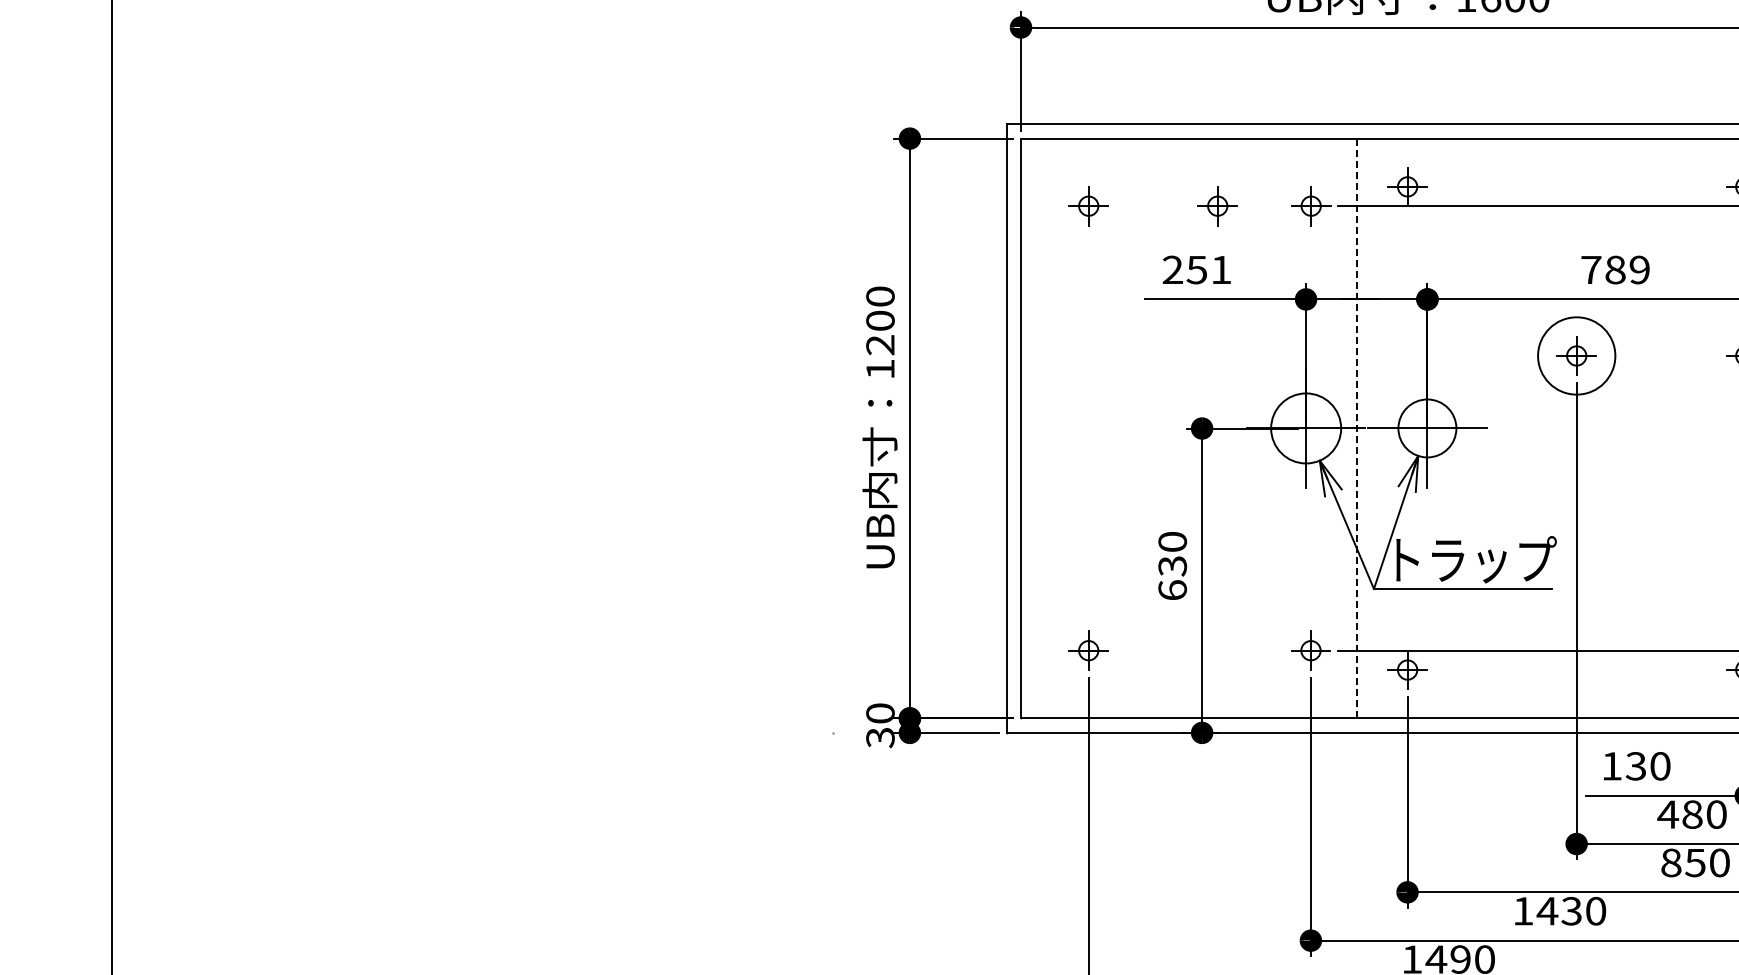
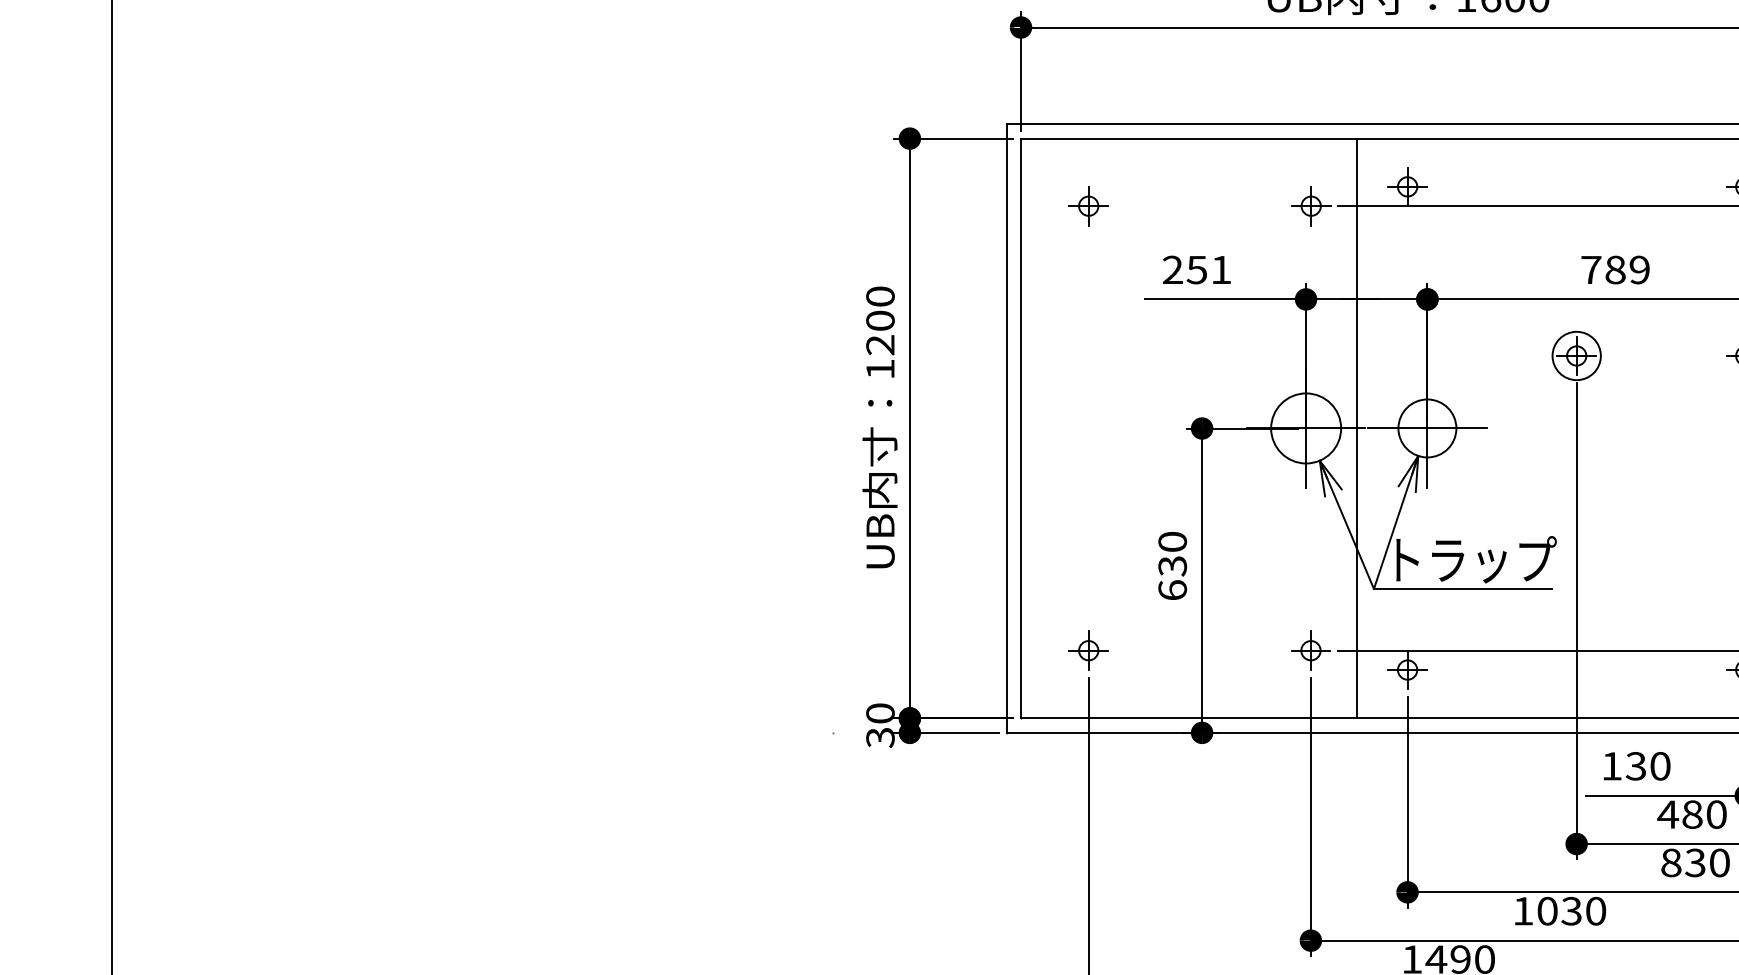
part: present -> none (1217, 206)
circle diameter: 77 px -> 48 px (1576, 355)
line: dashed -> solid (1356, 428)
text: 850 -> 830 (1695, 862)
text: 1430 -> 1030 (1547, 910)
